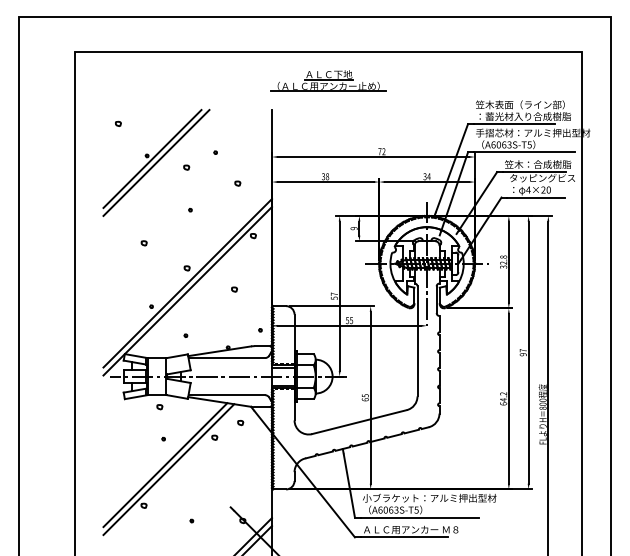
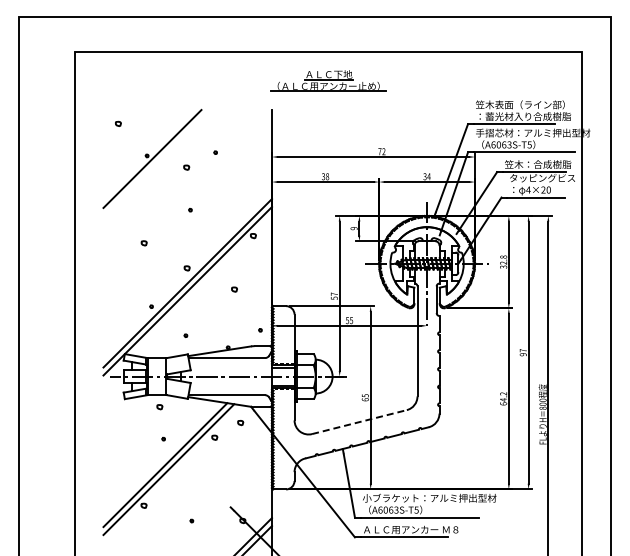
line: present -> none (156, 162)
part: present -> none (237, 183)
line: solid -> dashed (359, 422)
